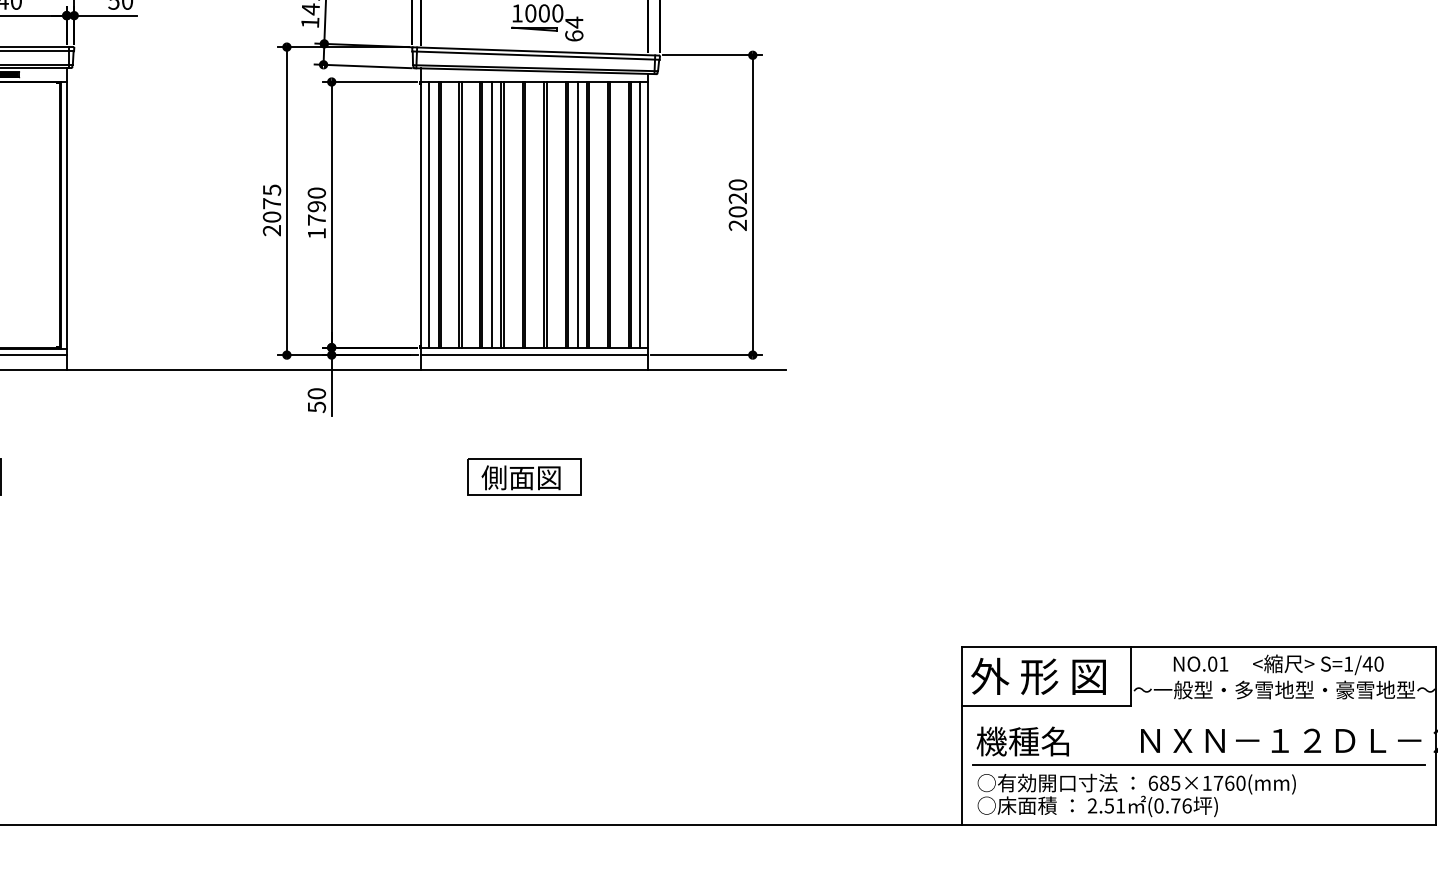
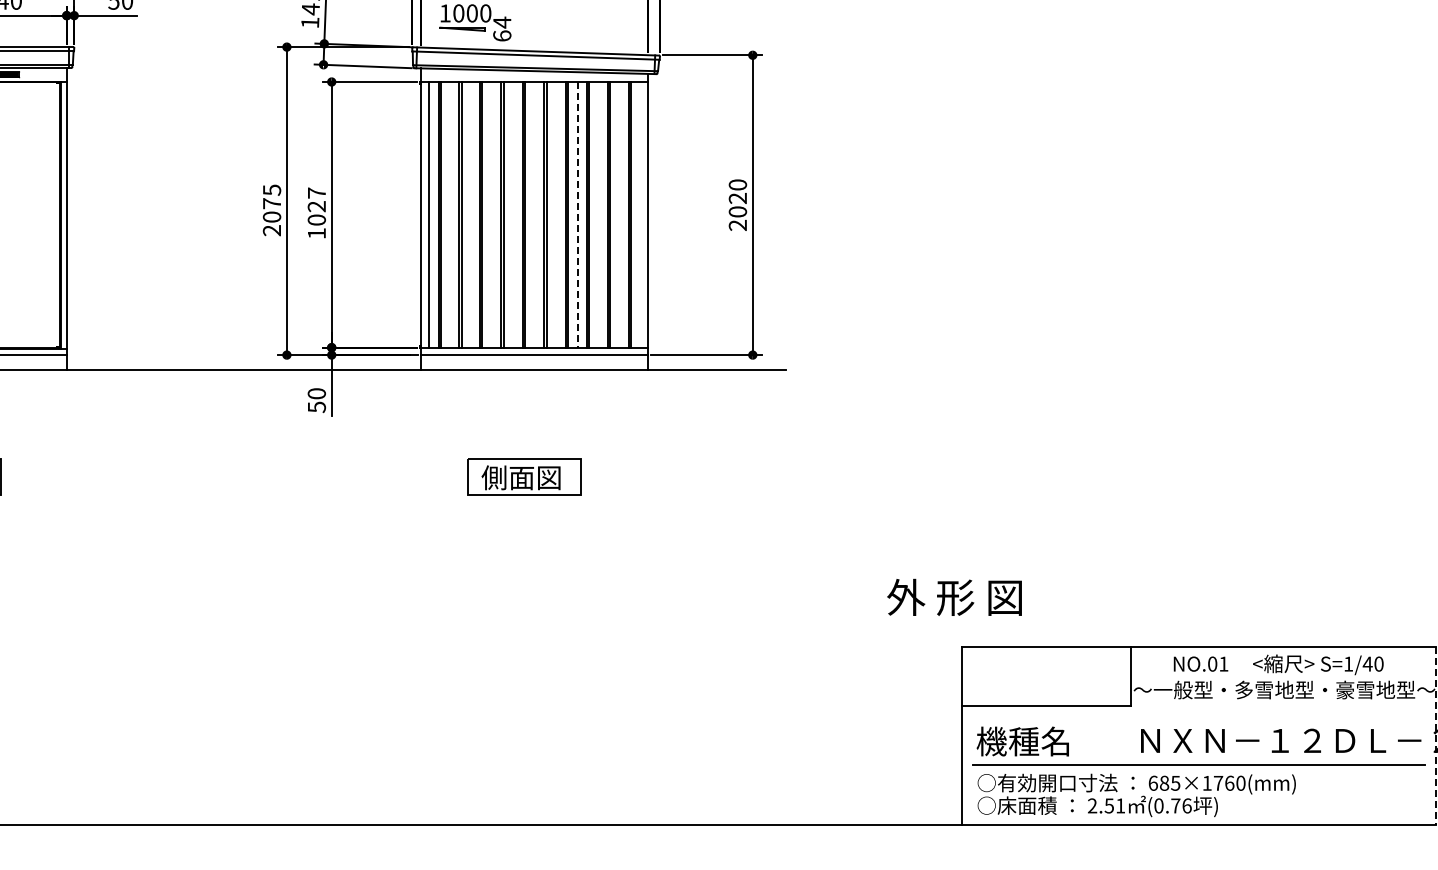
part position: (547, 22) -> (475, 22) (475, 22)
text: 1790 -> 1027 (316, 206)
line: present -> none (491, 214)
line: solid -> dashed (577, 214)
line: present -> none (640, 214)
text position: (1038, 675) -> (954, 596) (954, 596)
line: solid -> dashed (1436, 736)
